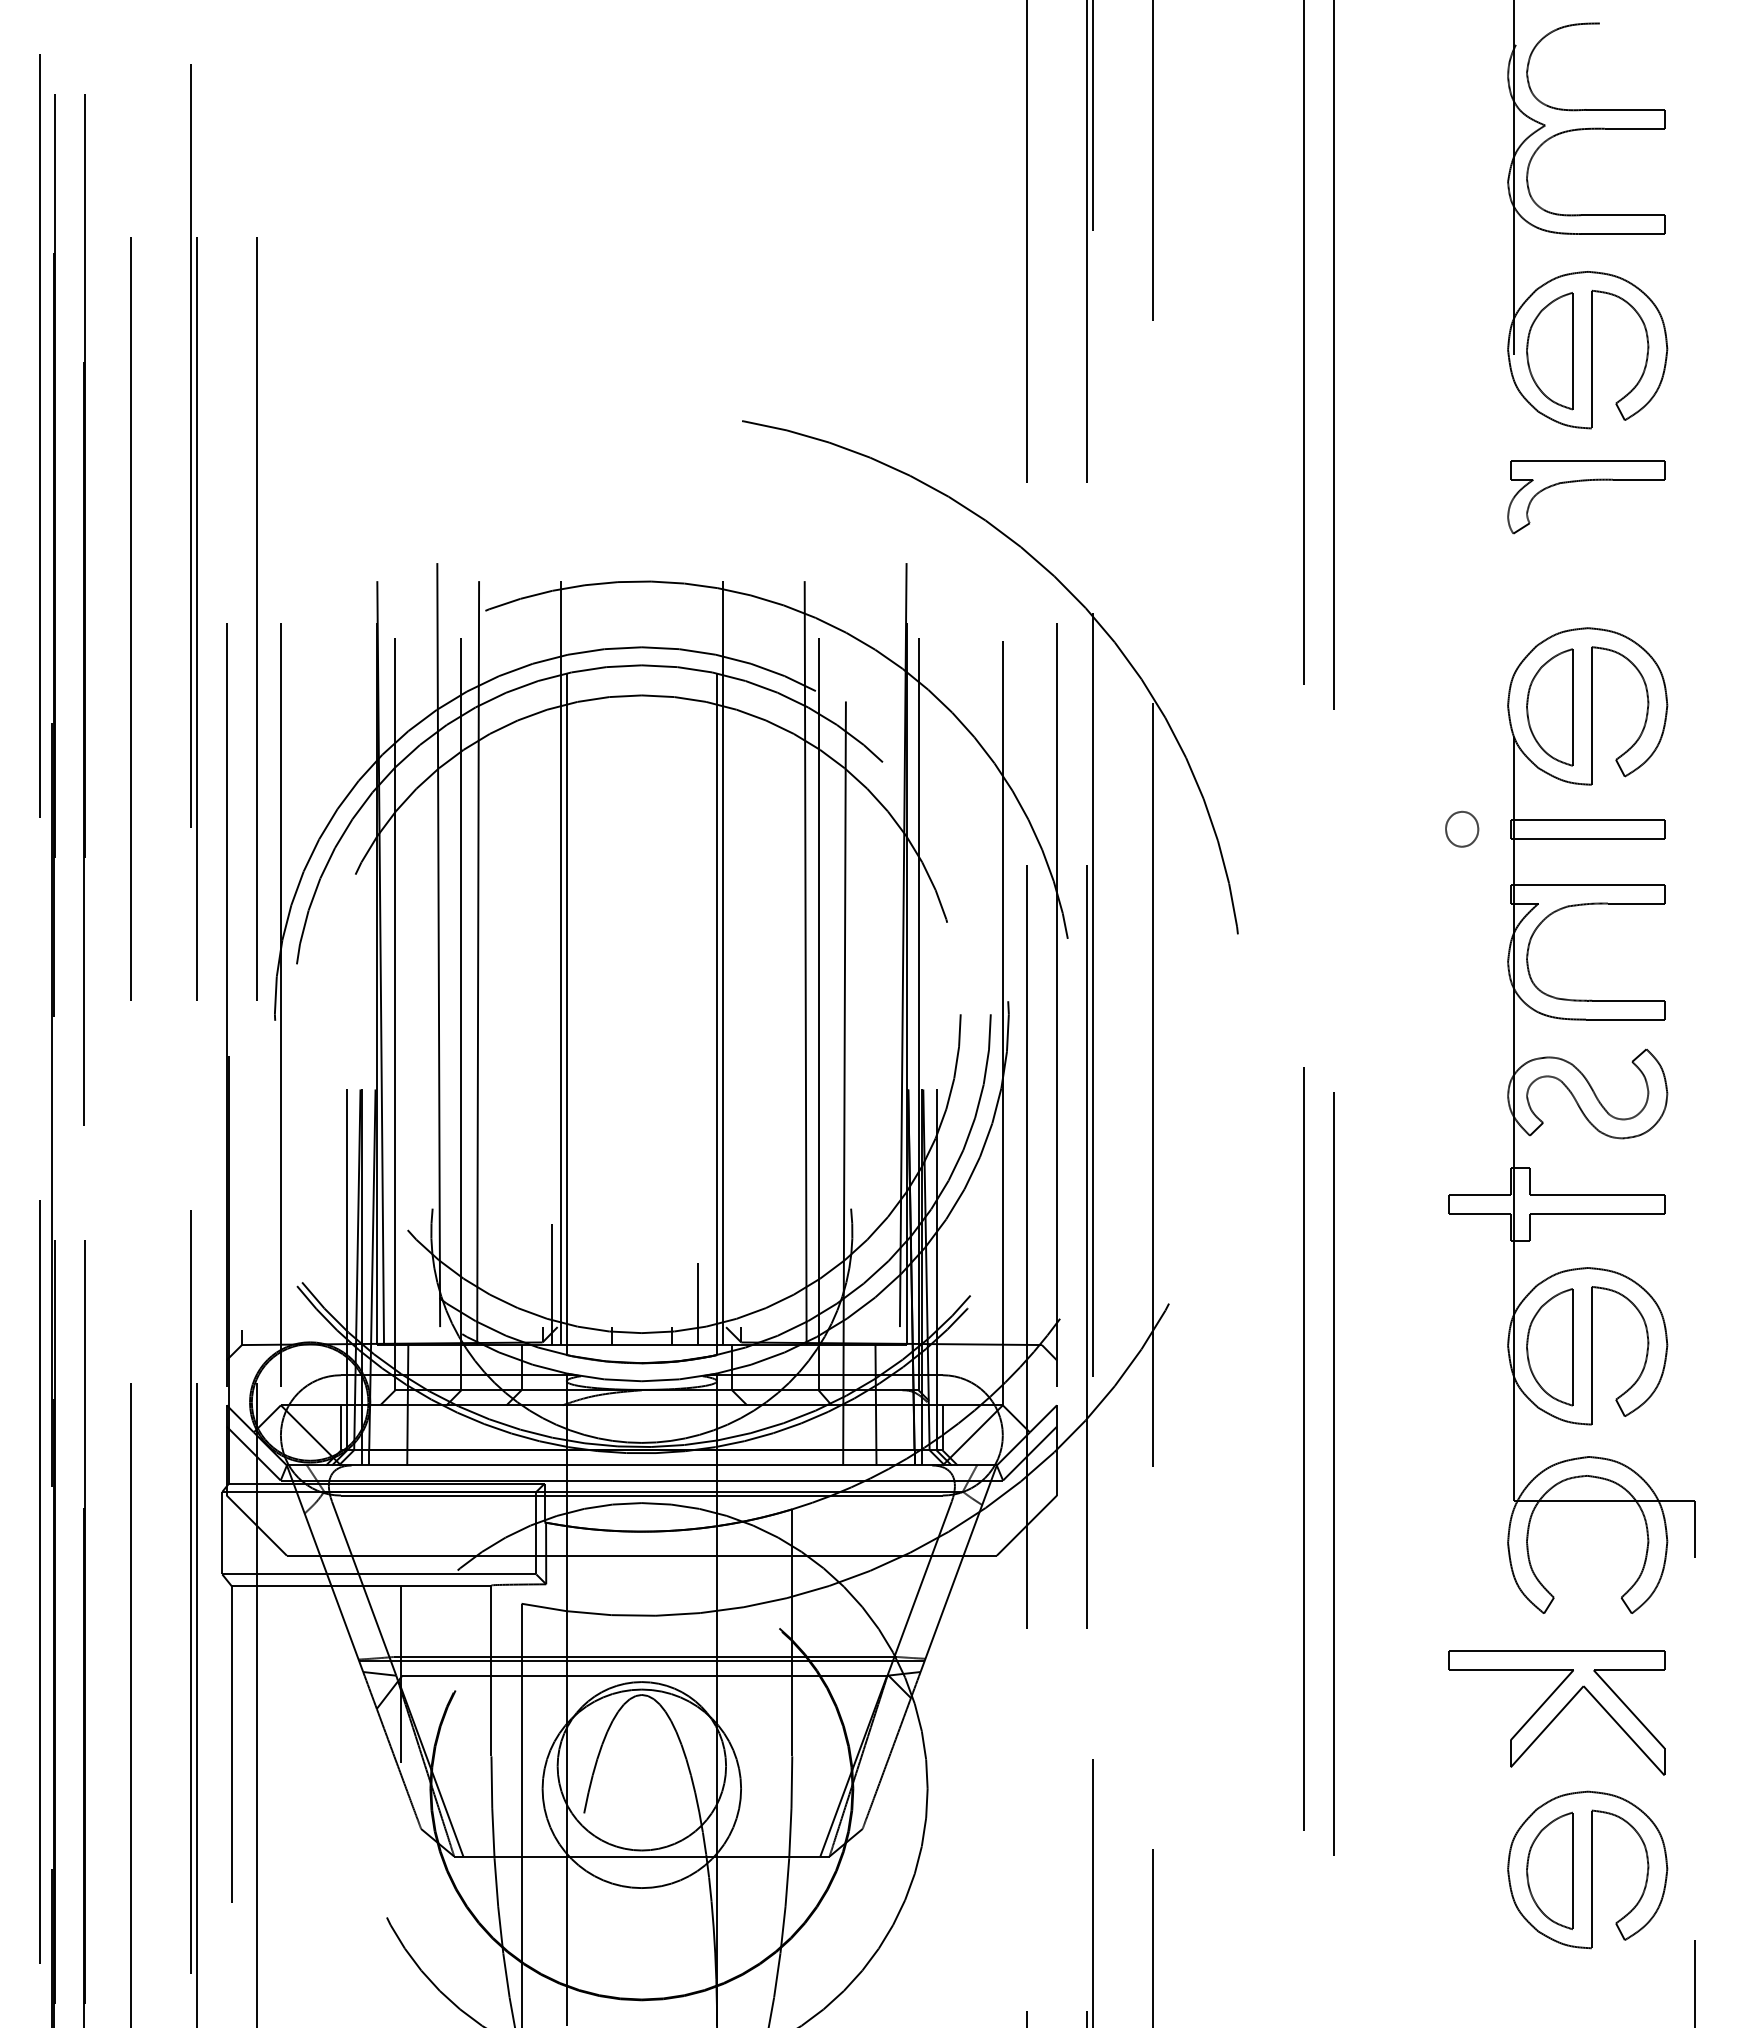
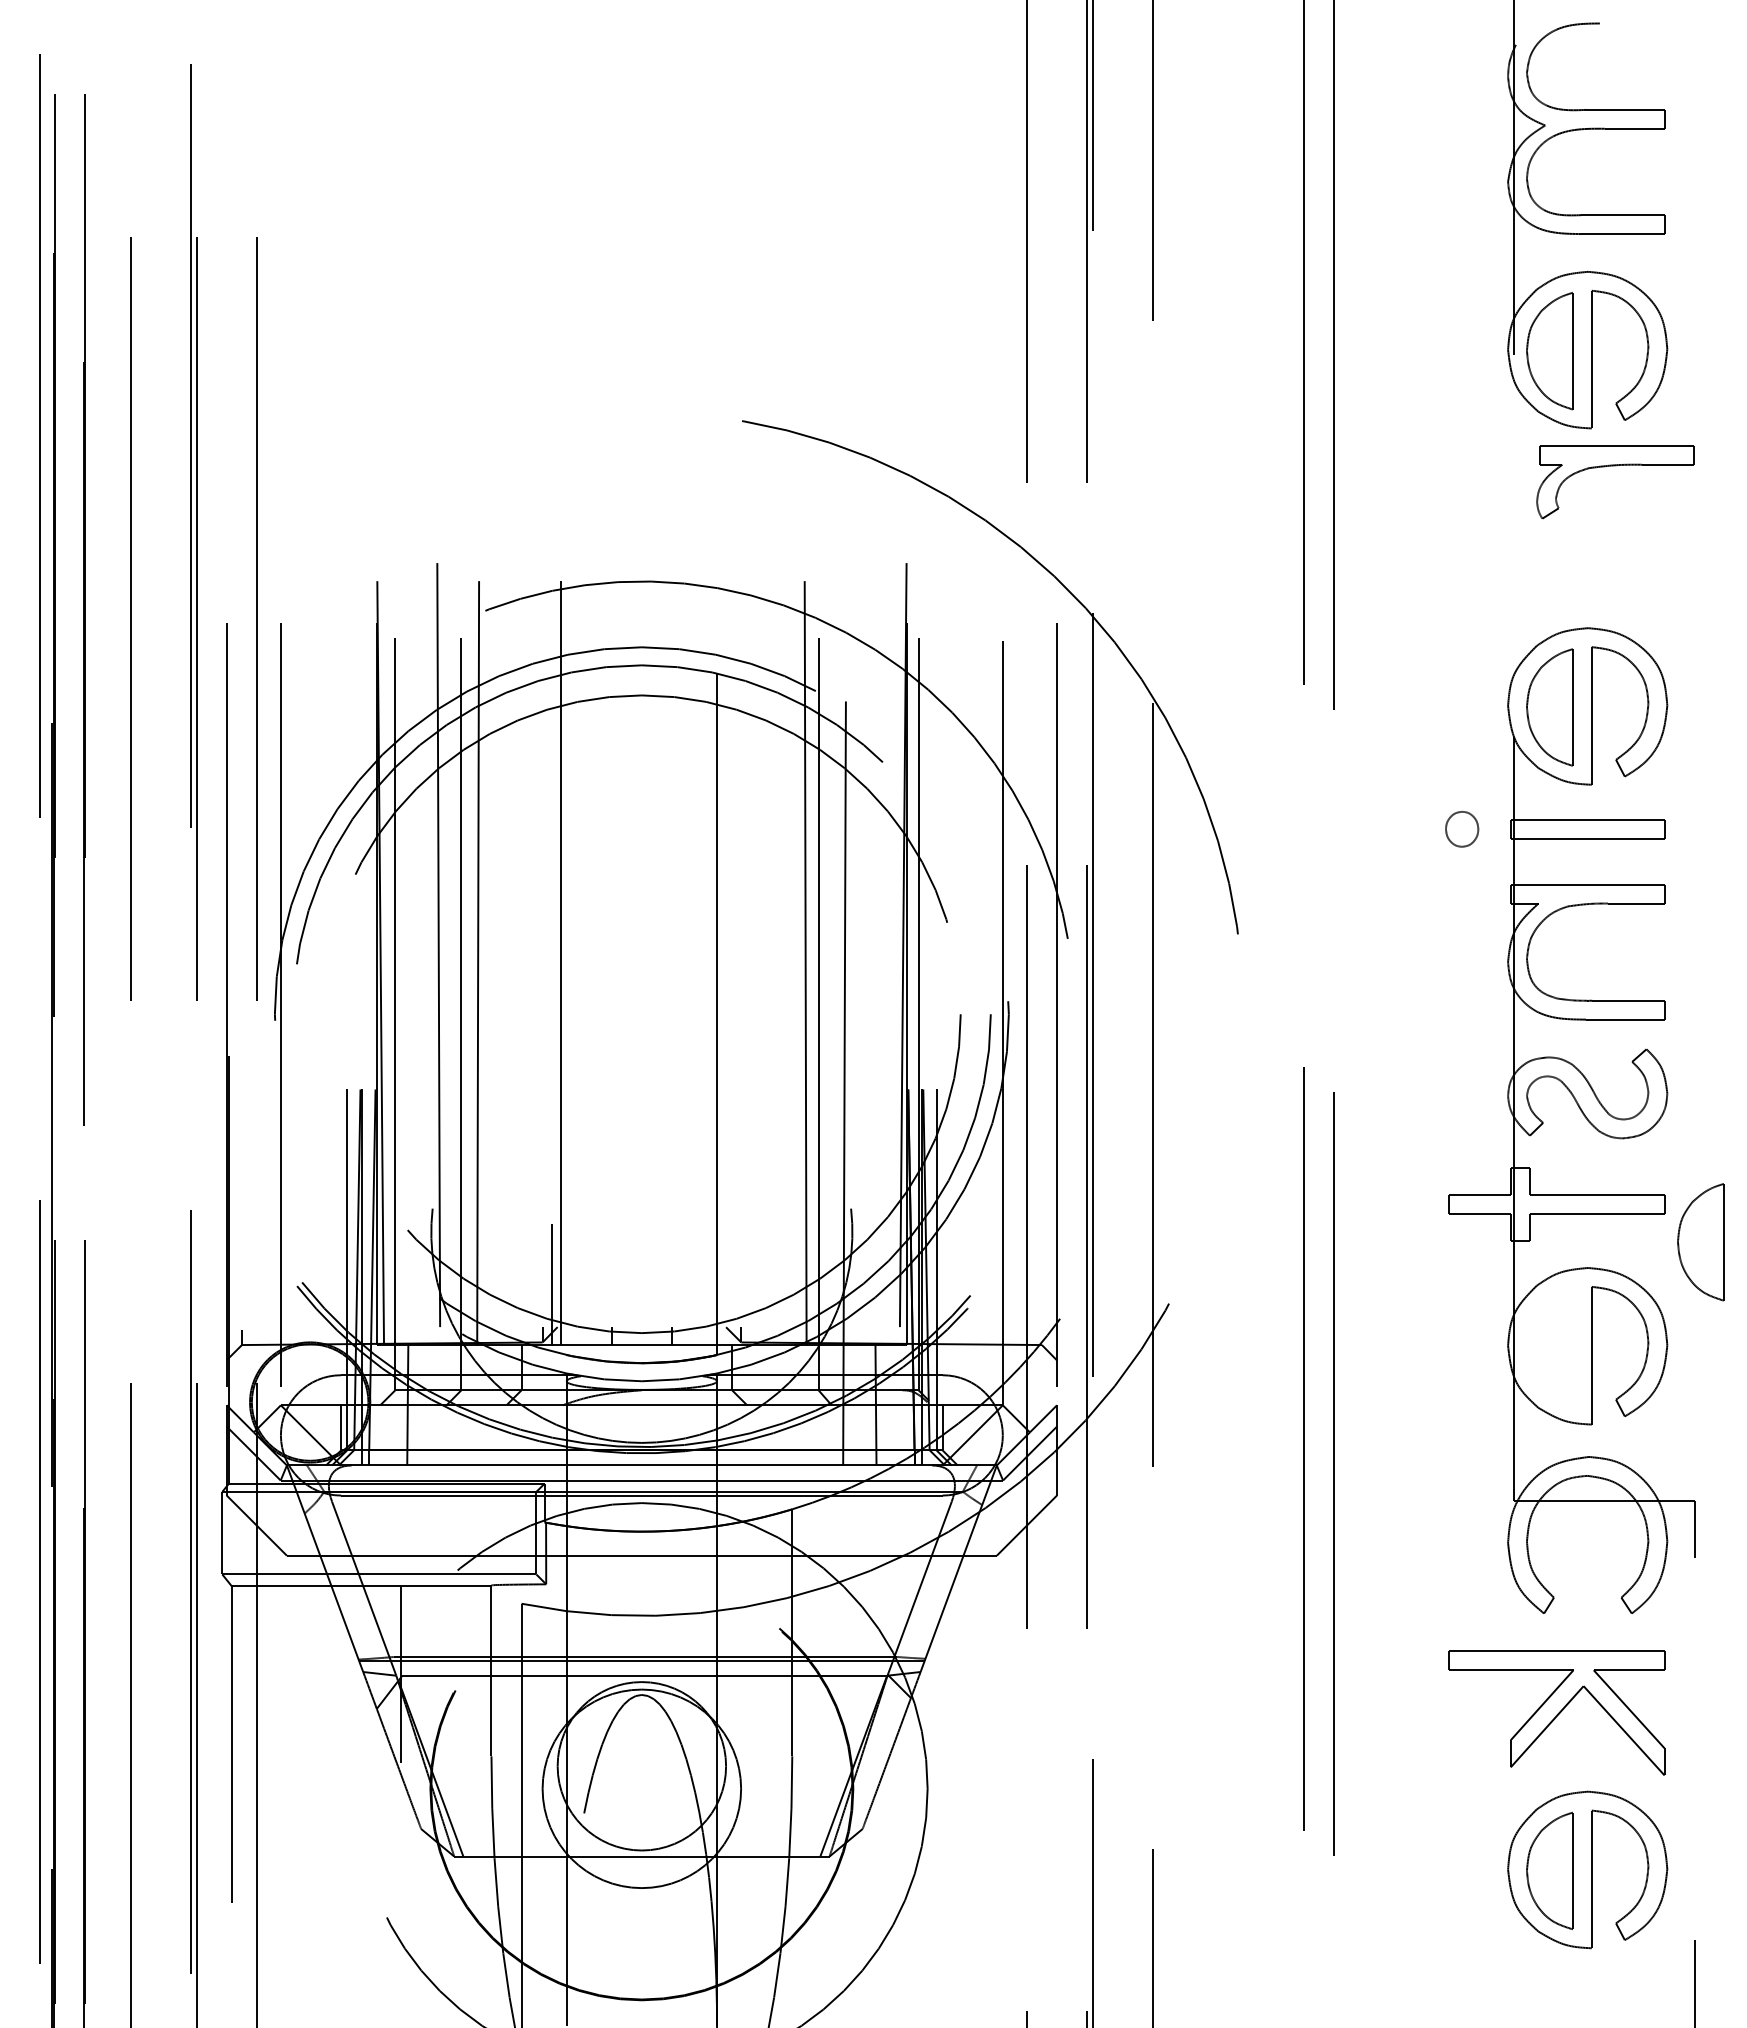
part position: (1586, 481) -> (1615, 466) (1615, 466)
line: present -> none (723, 954)
line: present -> none (566, 1014)
line: present -> none (698, 1303)
part position: (1549, 1347) -> (1700, 1242) (1700, 1242)
